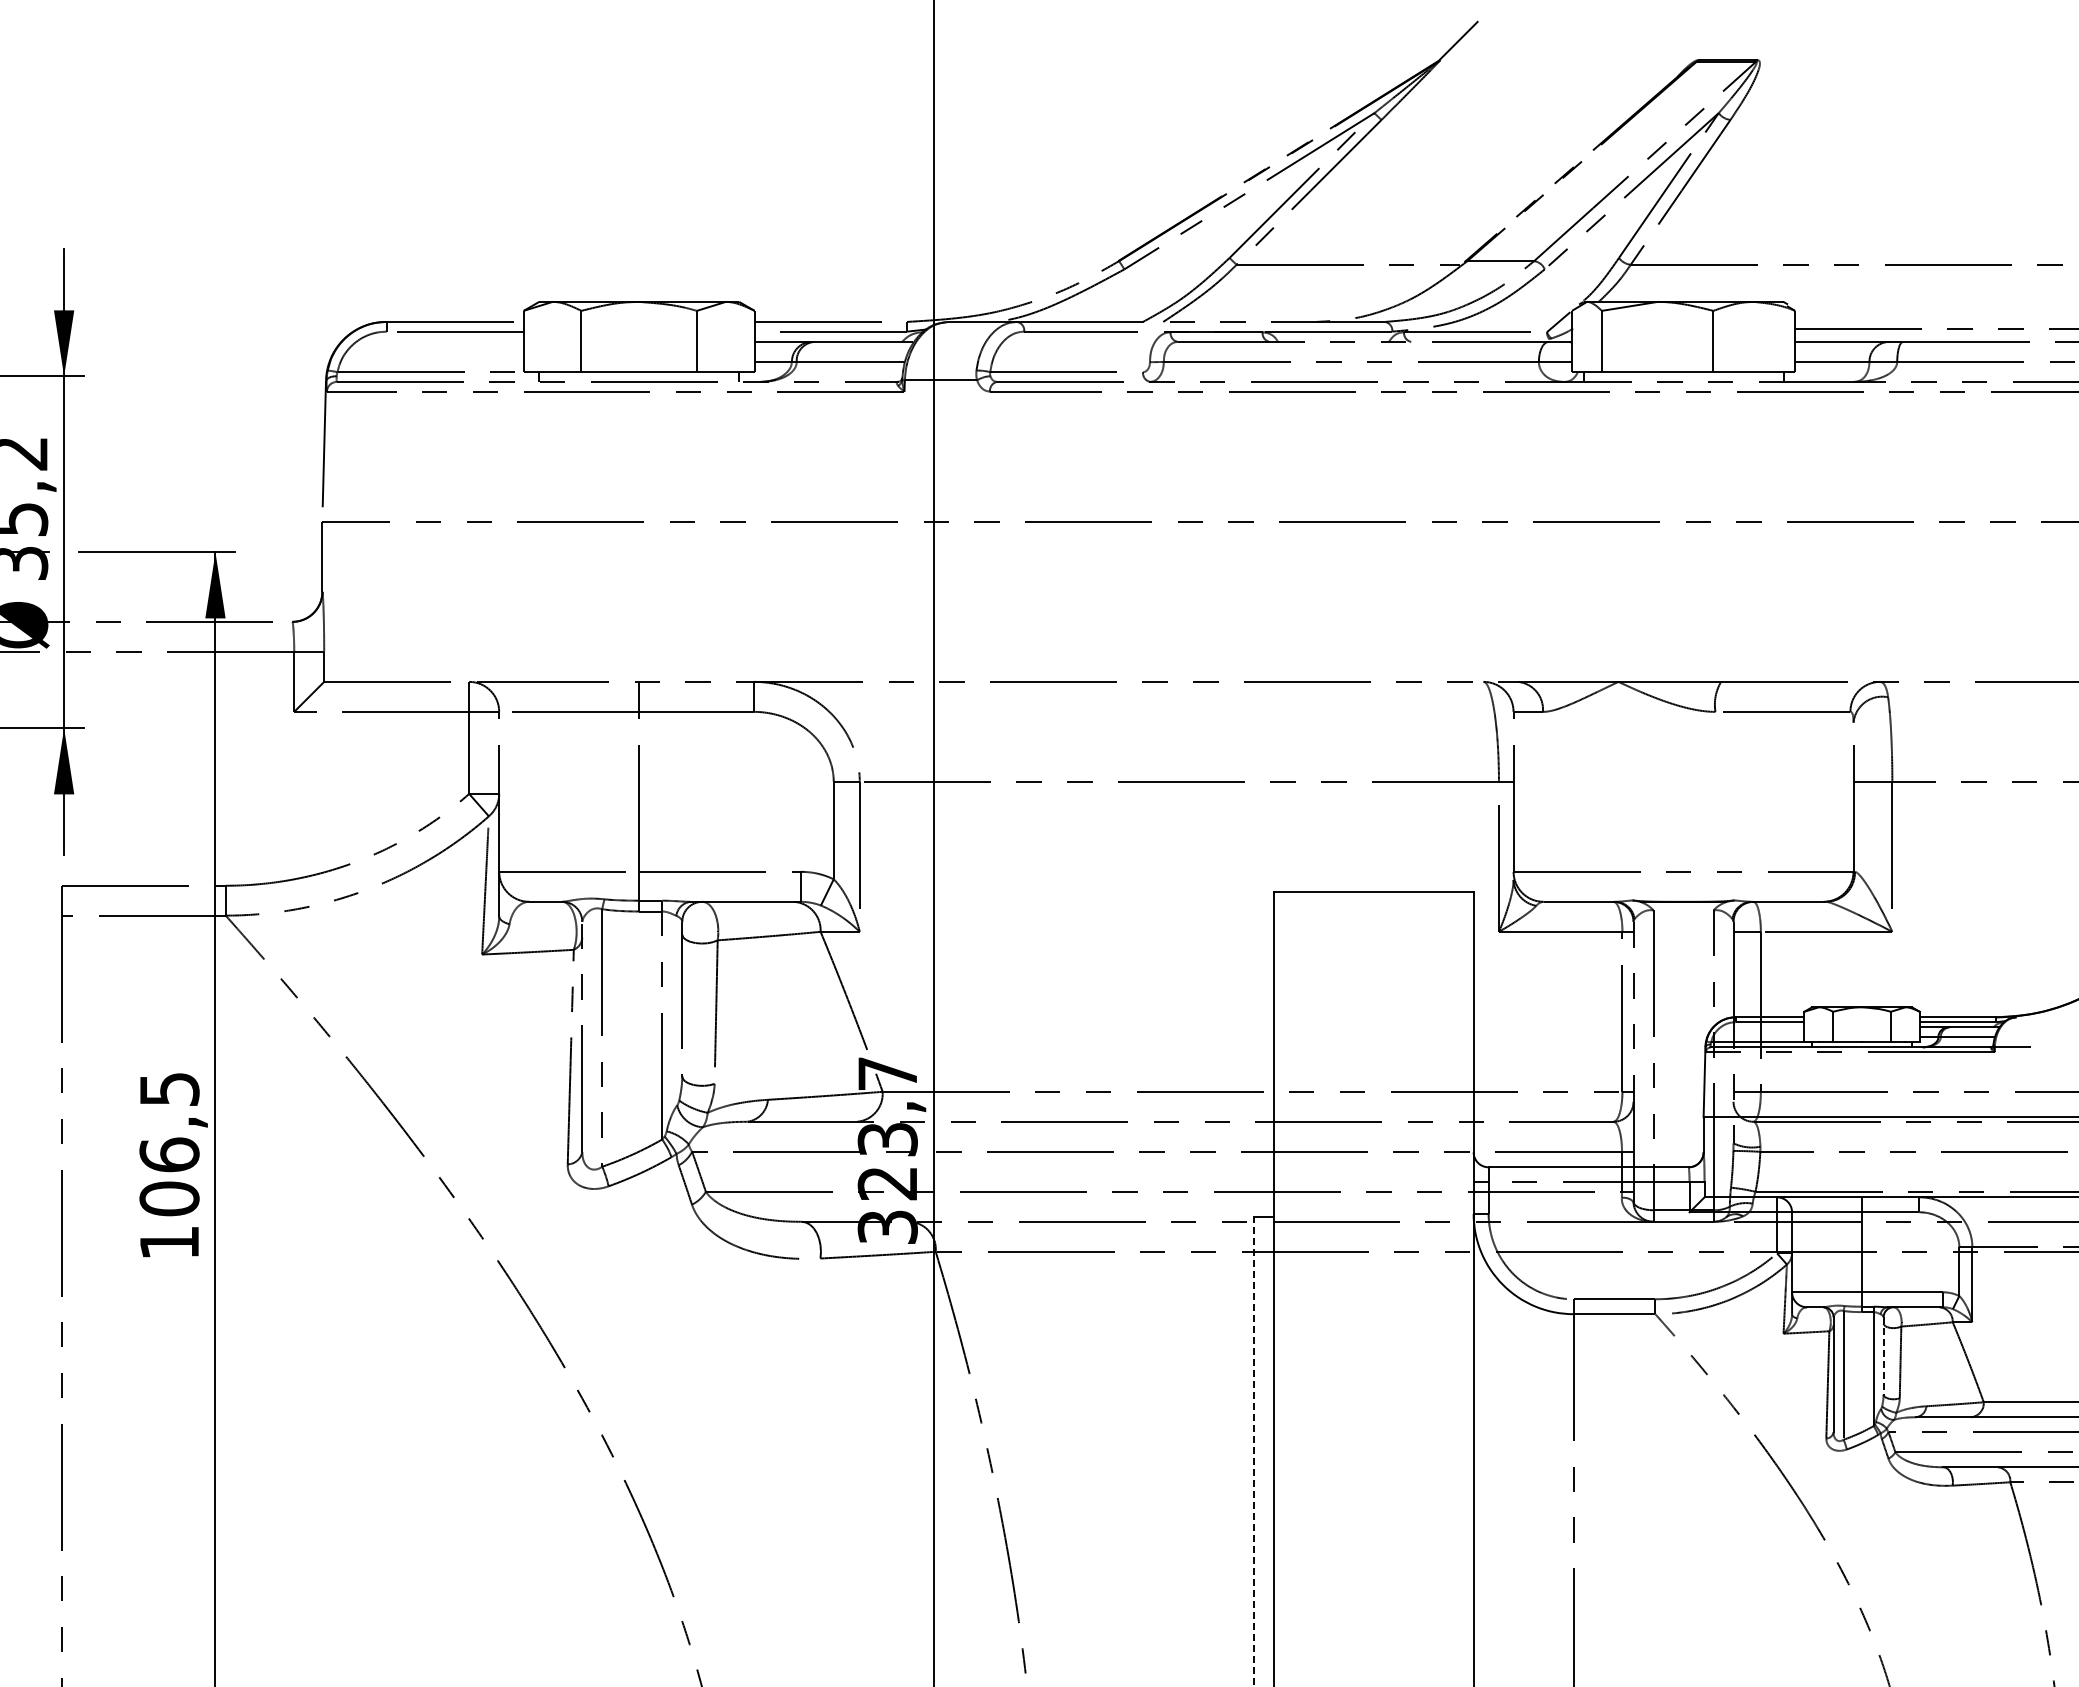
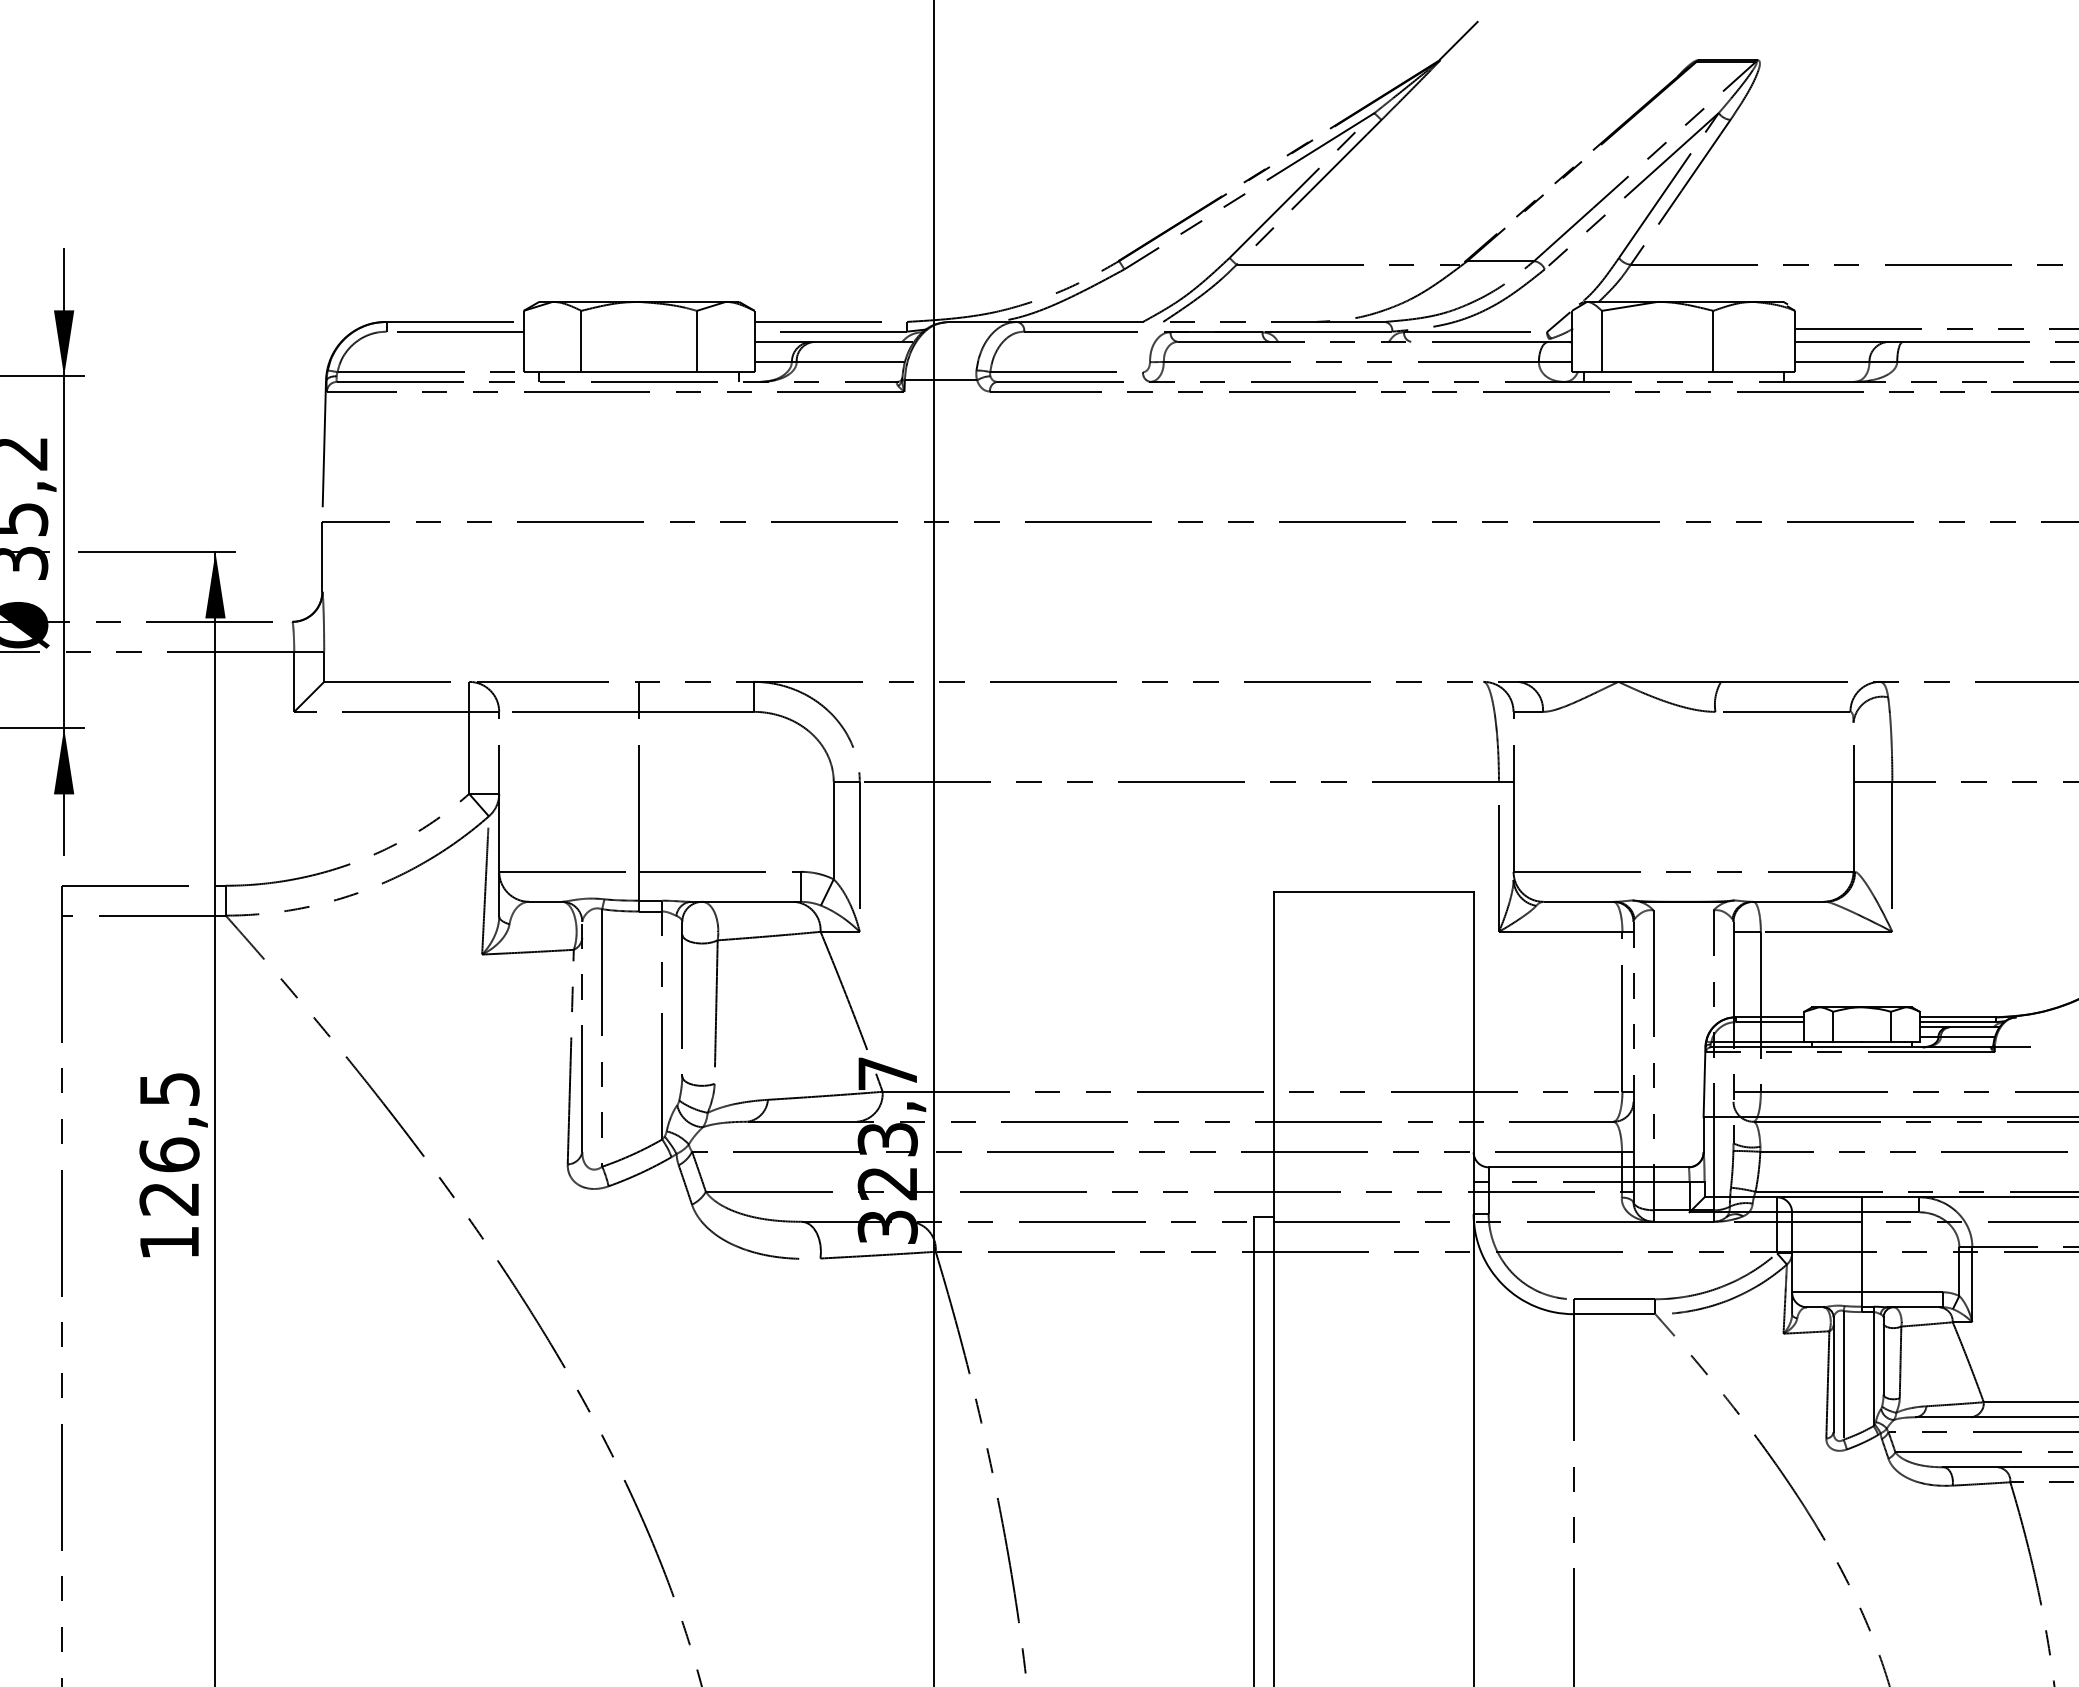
text: 106,5 -> 126,5 (169, 1198)
line: dashed -> solid (1883, 1355)
line: dashed -> solid (1253, 1451)
